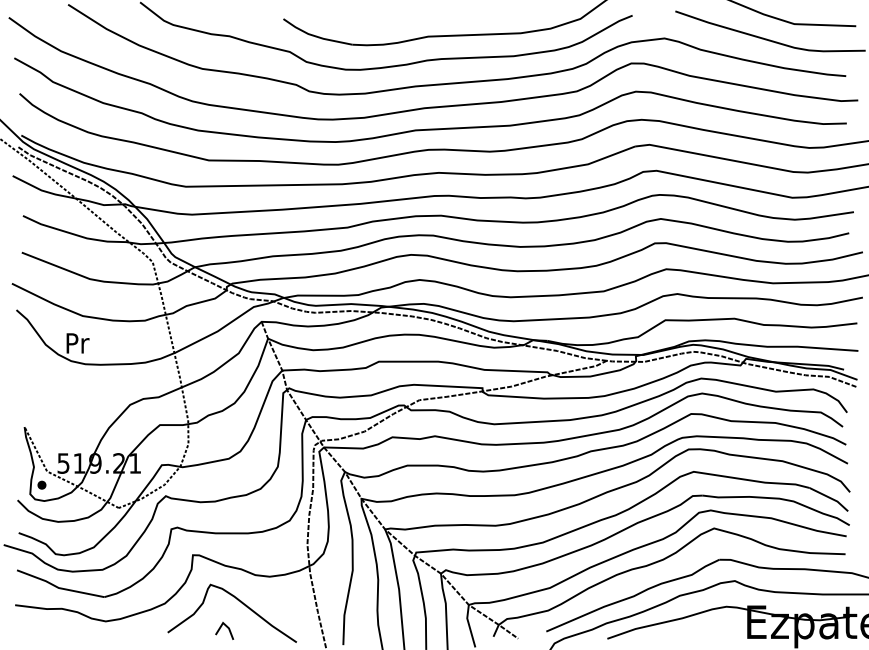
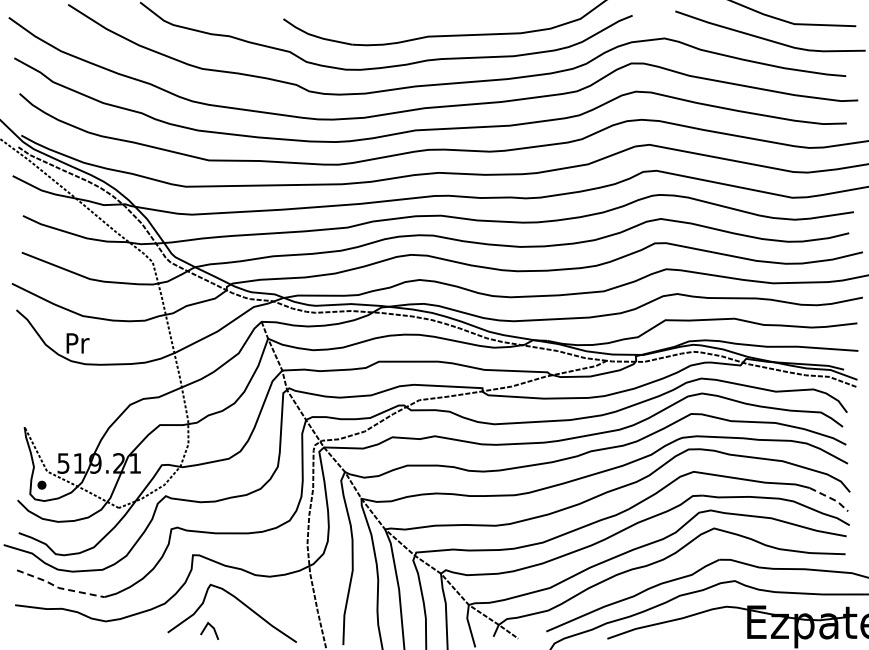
line: solid -> dashed (831, 498)
line: solid -> dashed (58, 588)
line position: (226, 627) -> (211, 627) (211, 627)
